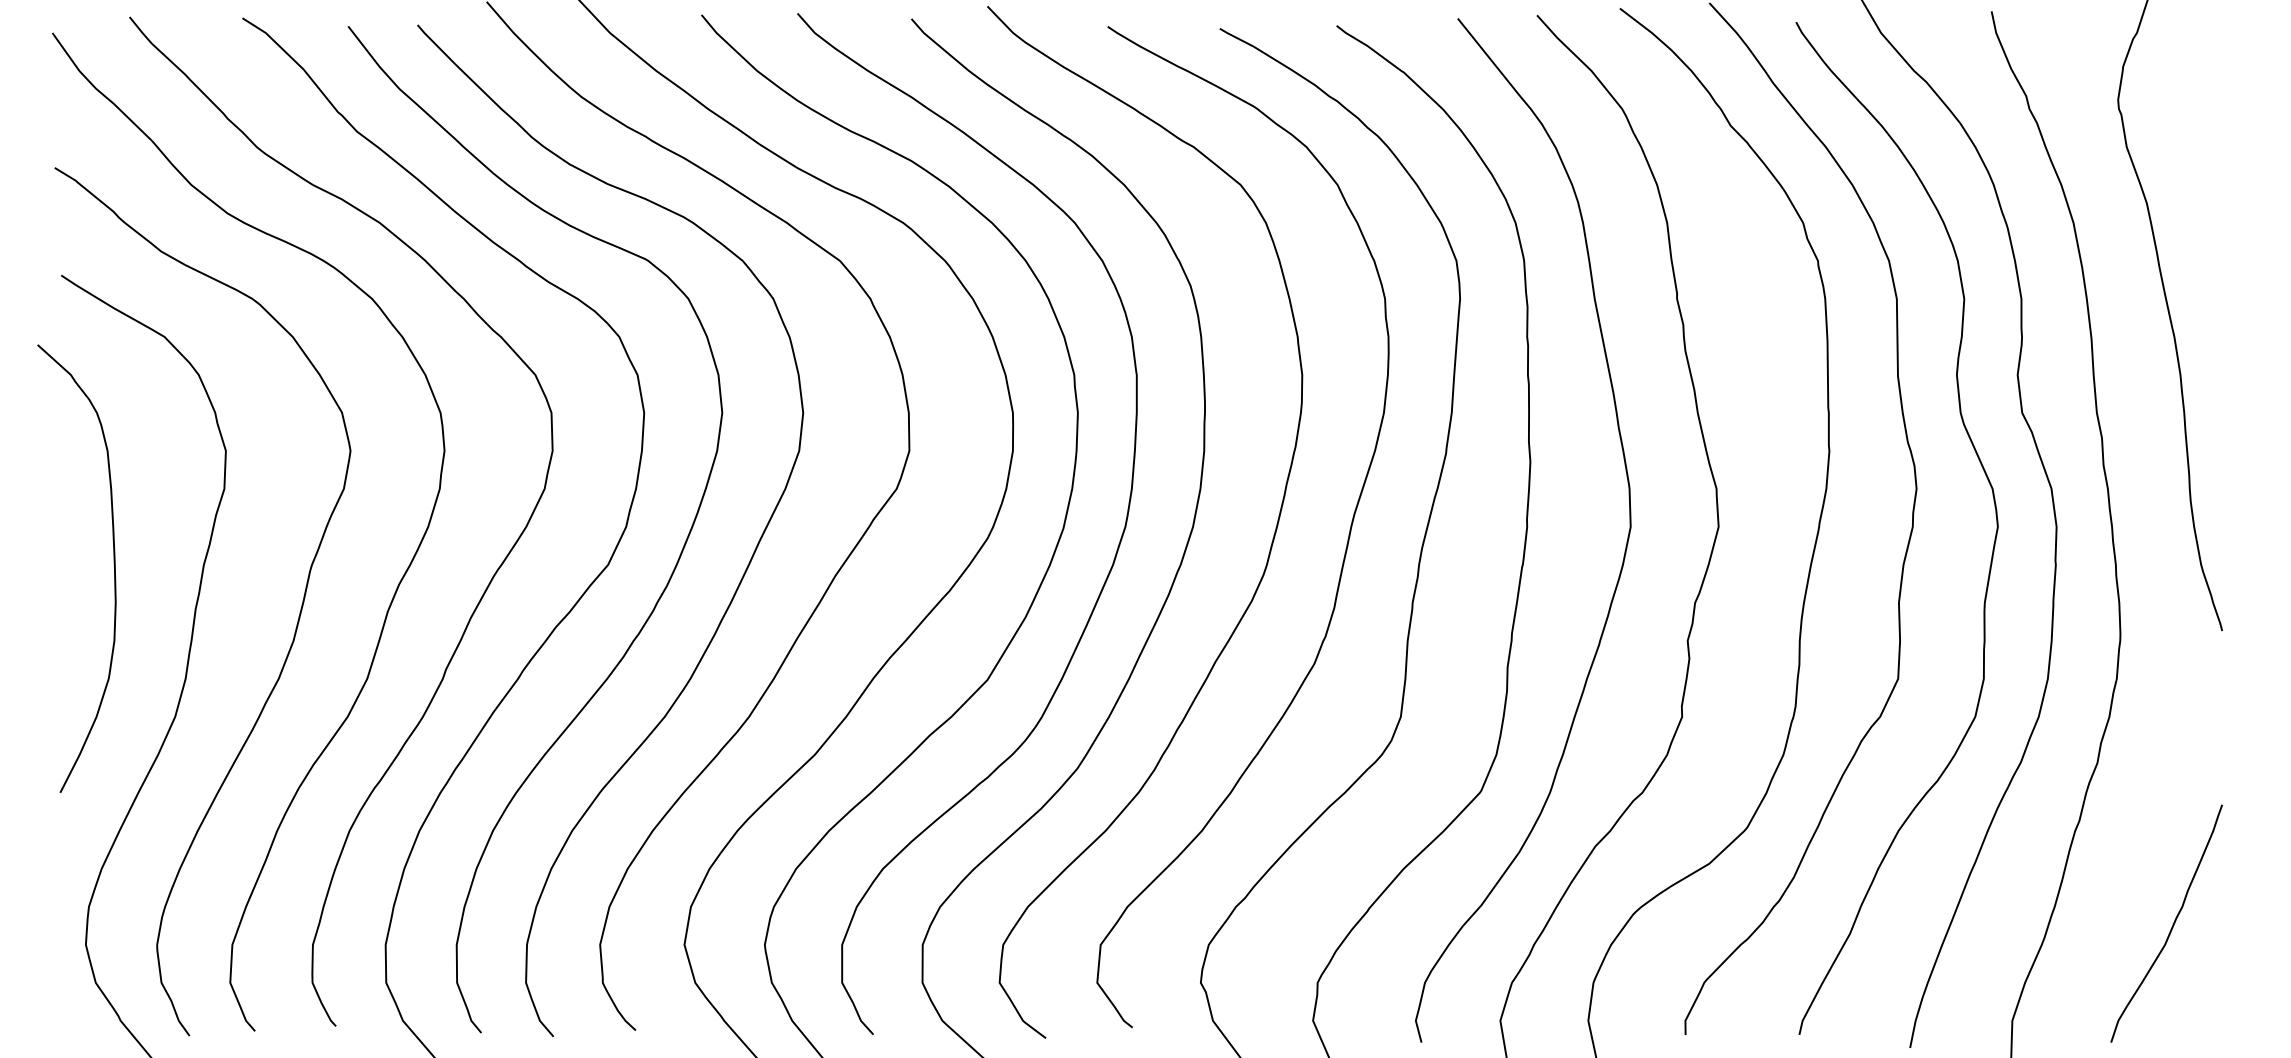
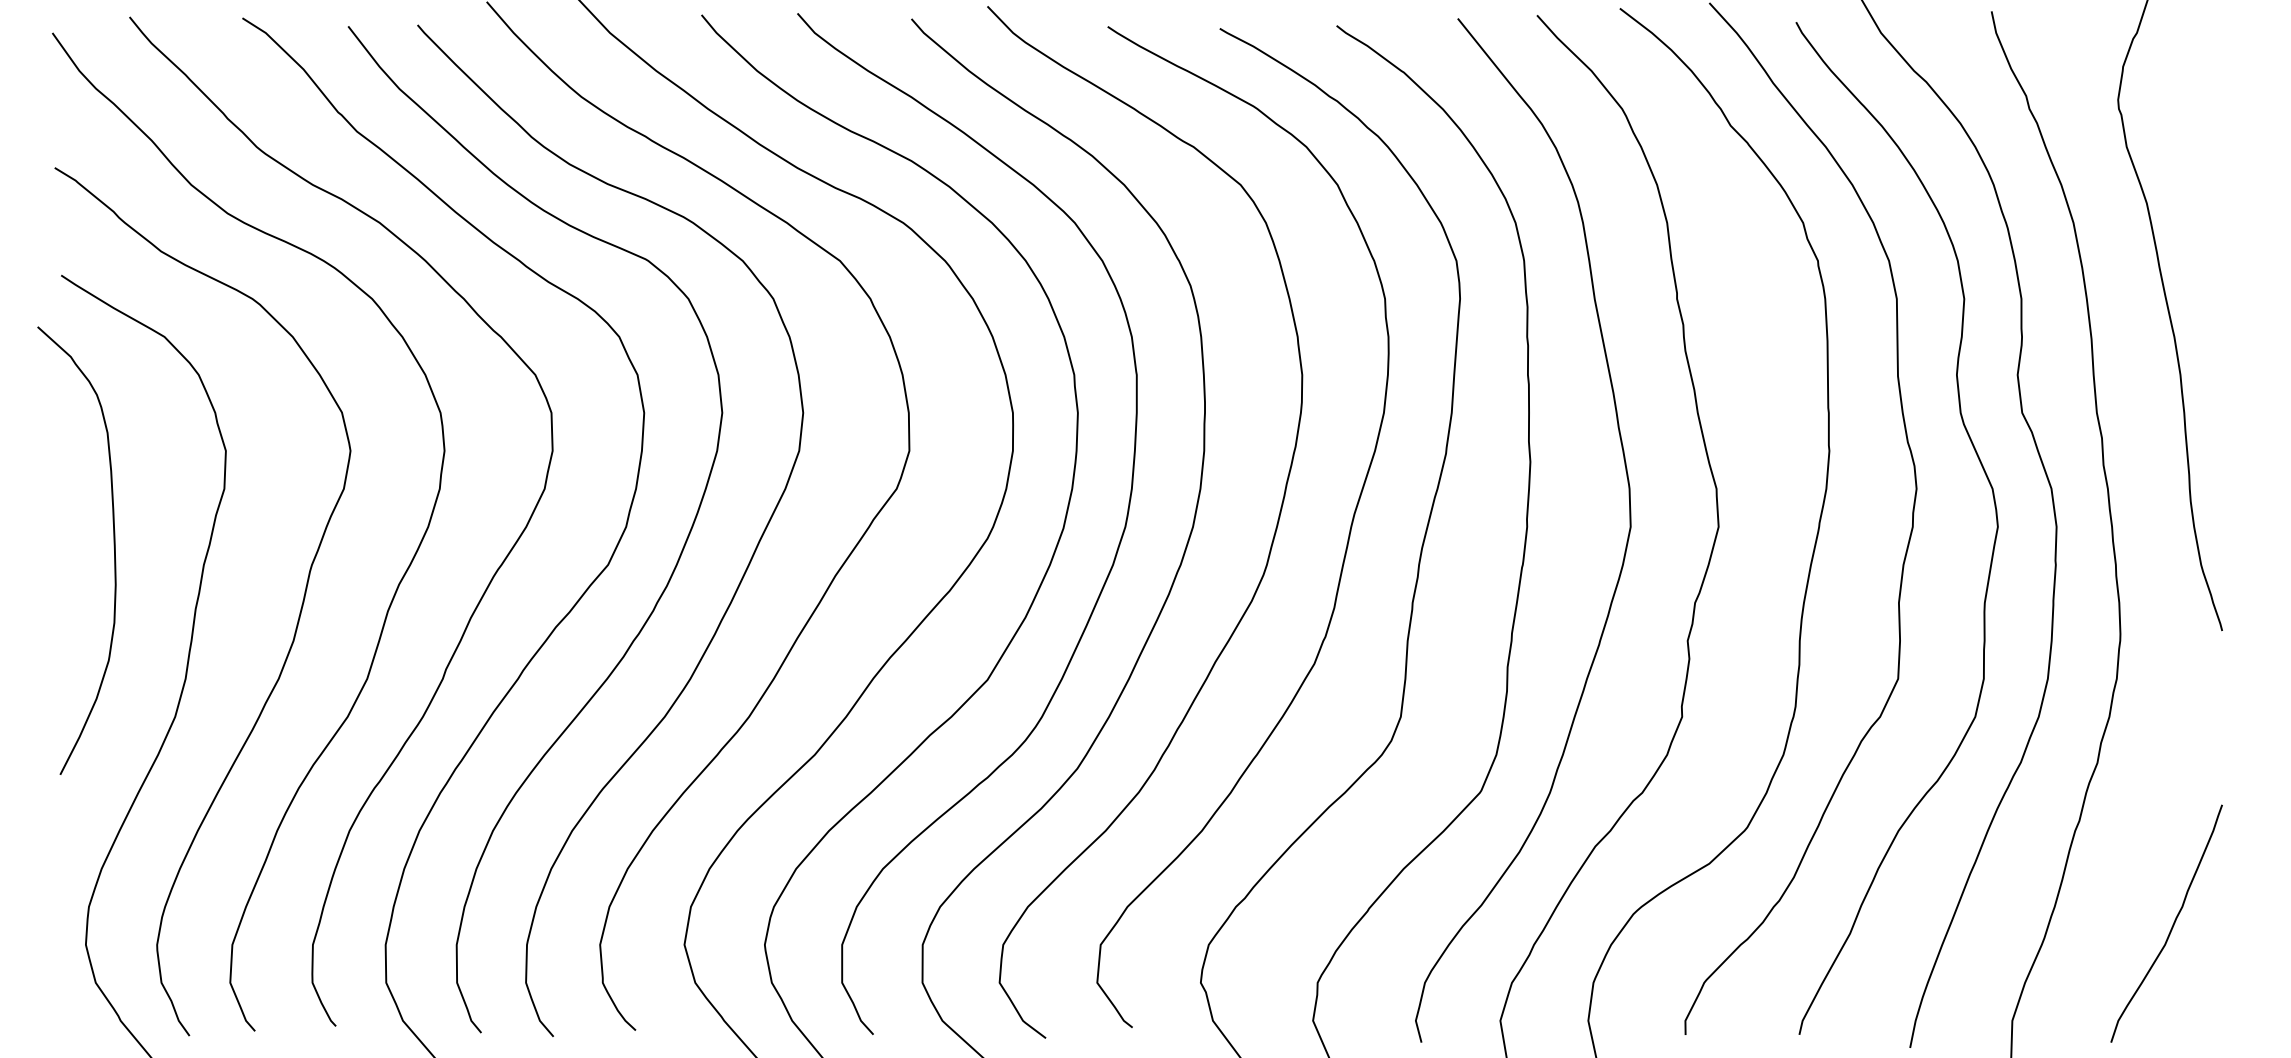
curve position: (113, 564) -> (113, 546) (113, 546)
